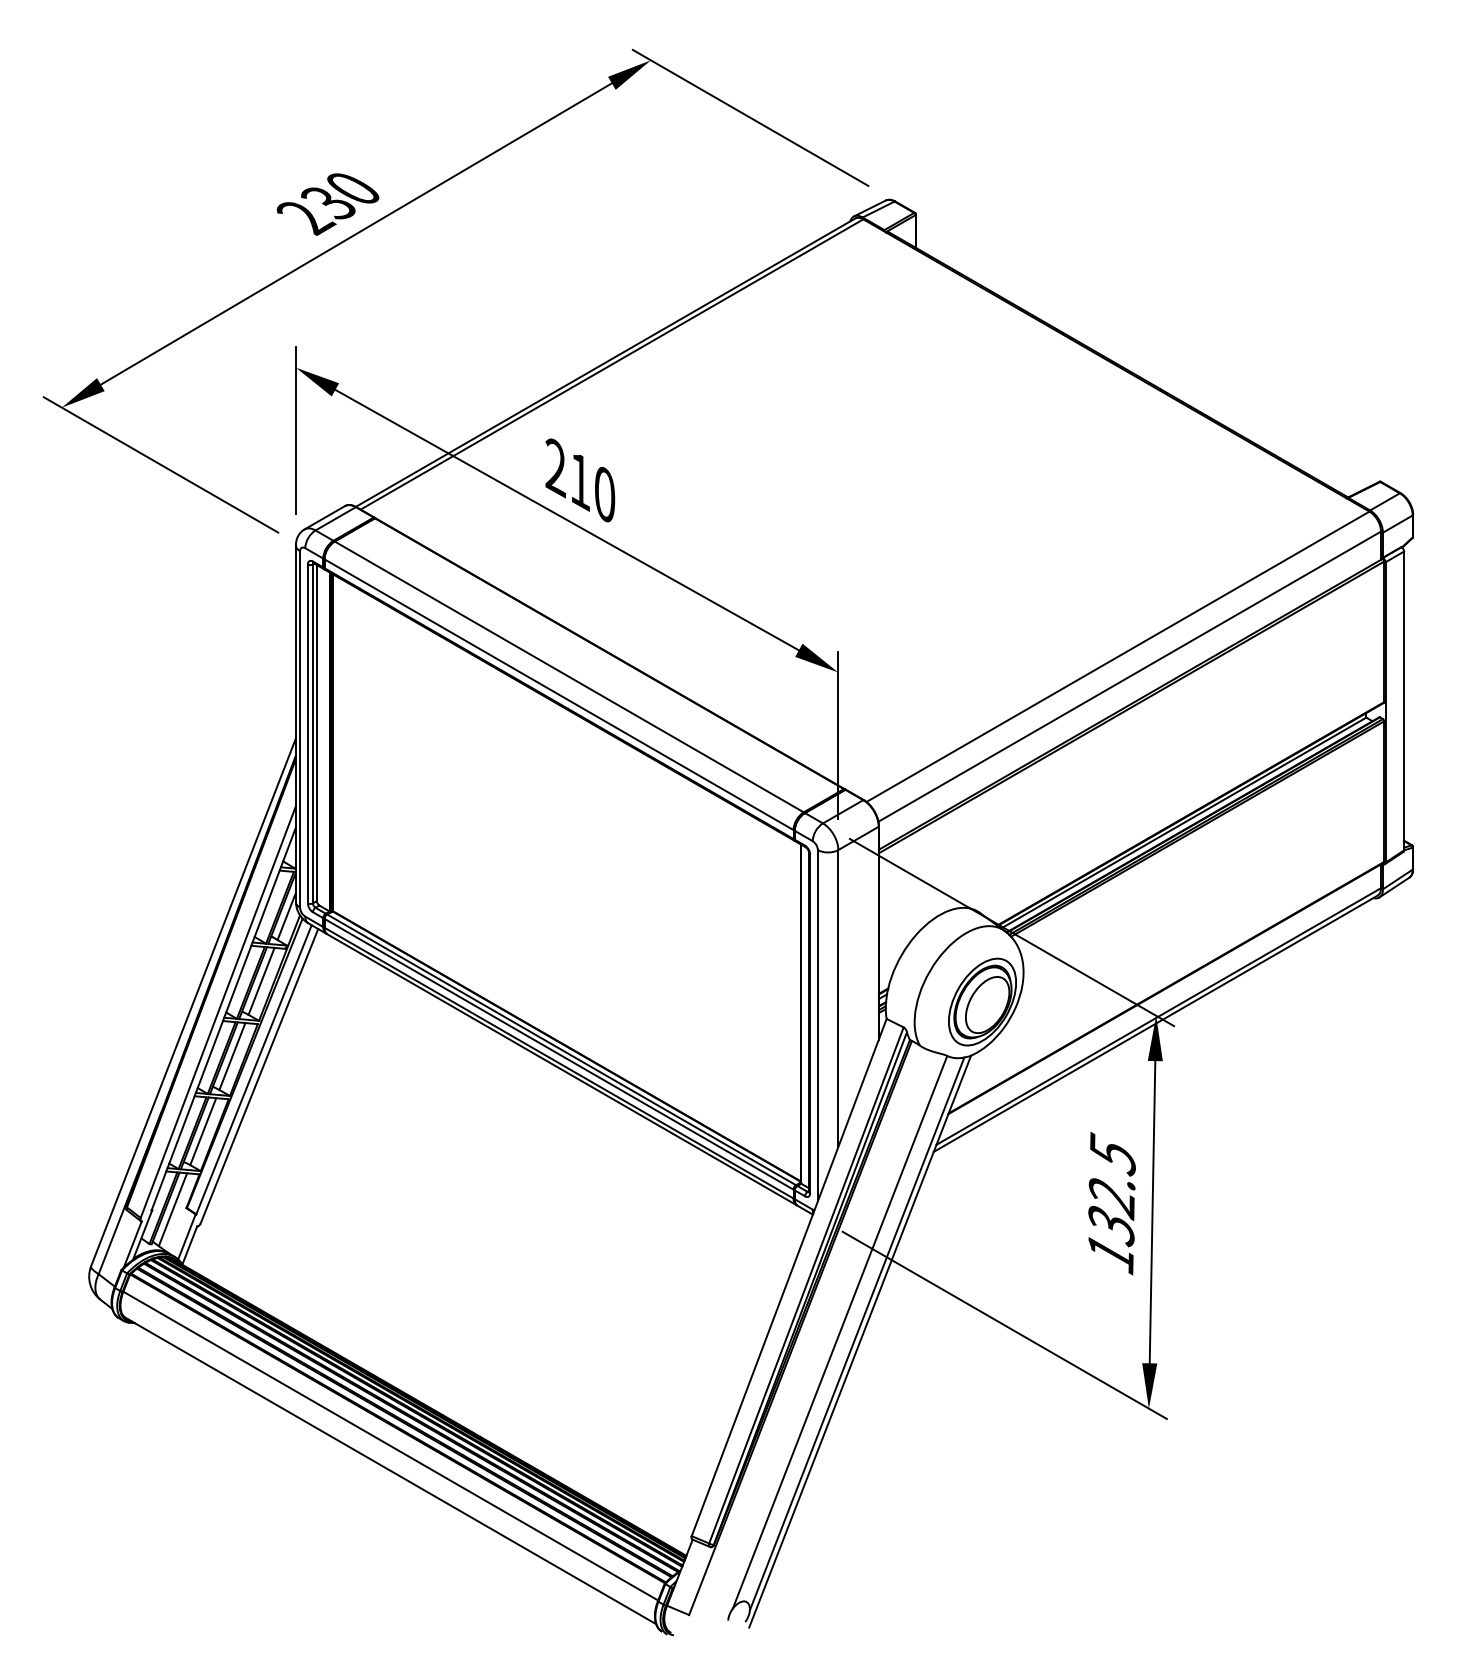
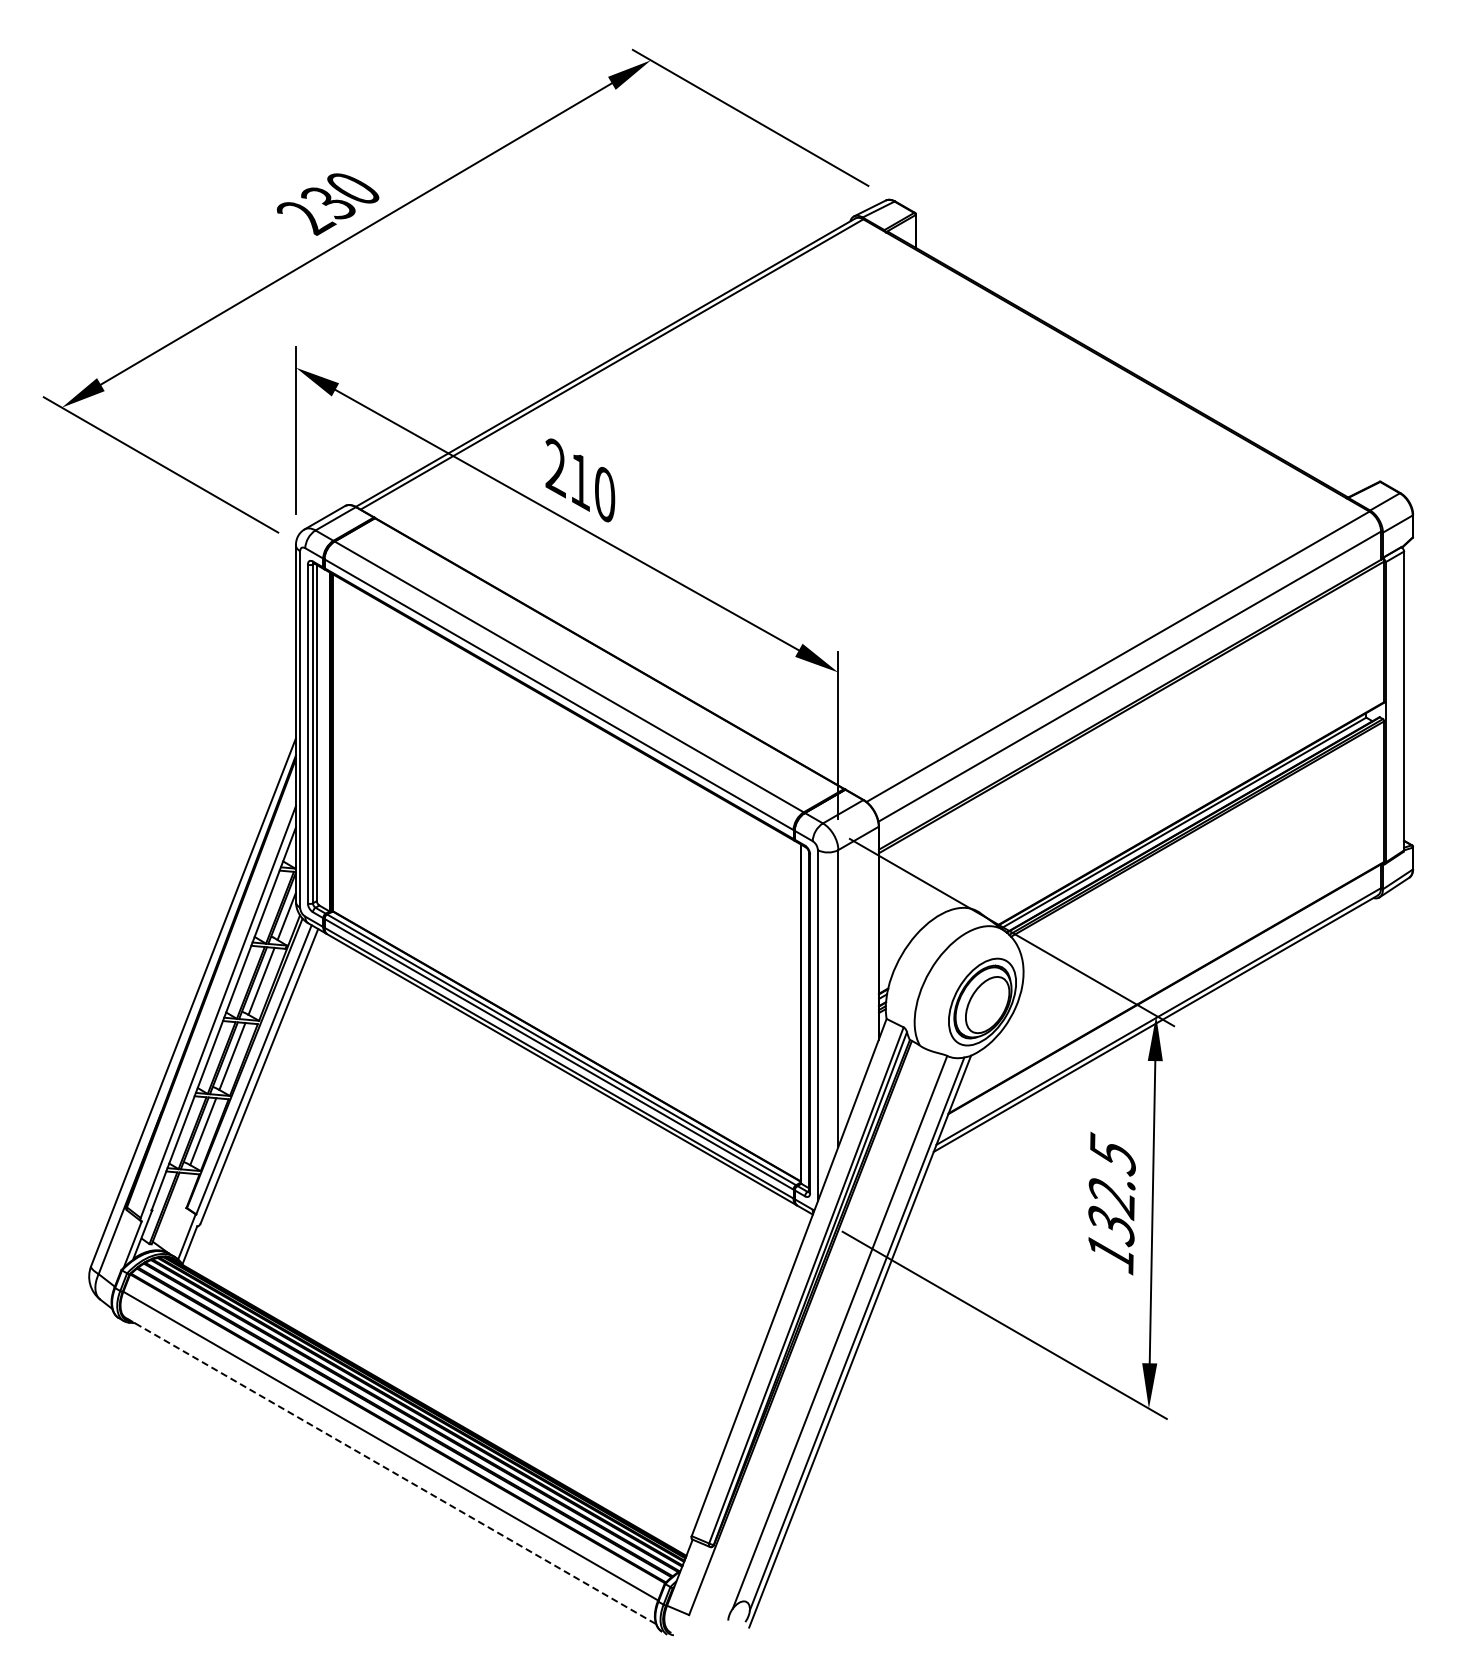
line: present -> none (172, 1209)
line: solid -> dashed (391, 1471)
